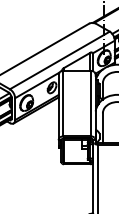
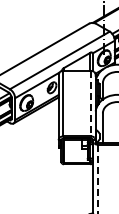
line: solid -> dashed (90, 103)
line: solid -> dashed (98, 179)
